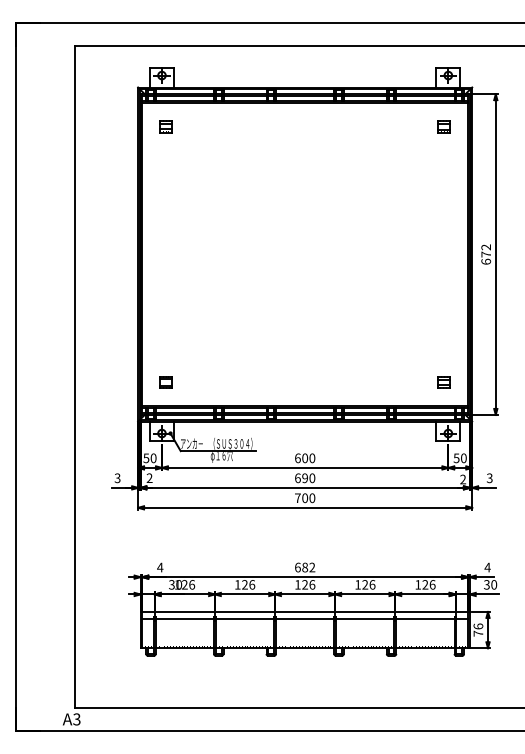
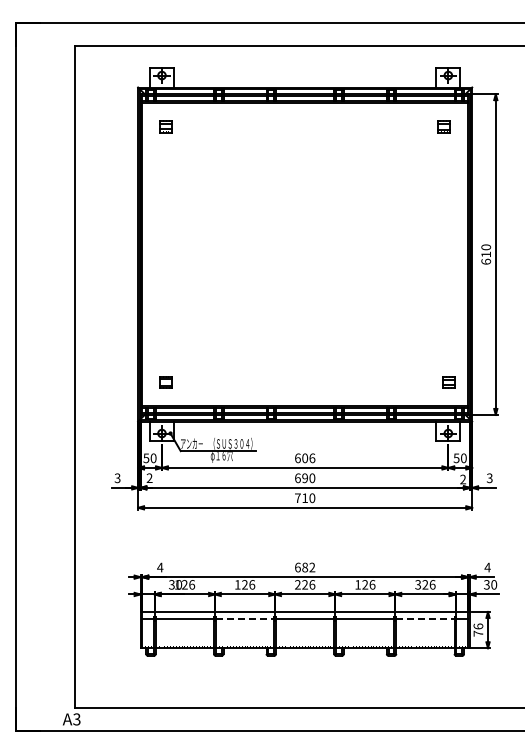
text: 672 -> 610 (486, 250)
part position: (443, 382) -> (448, 382) (448, 382)
text: 600 -> 606 (312, 457)
text: 700 -> 710 (305, 498)
text: 126 -> 226 (297, 584)
text: 126 -> 326 (417, 584)
line: solid -> dashed (245, 619)
line: solid -> dashed (425, 619)
